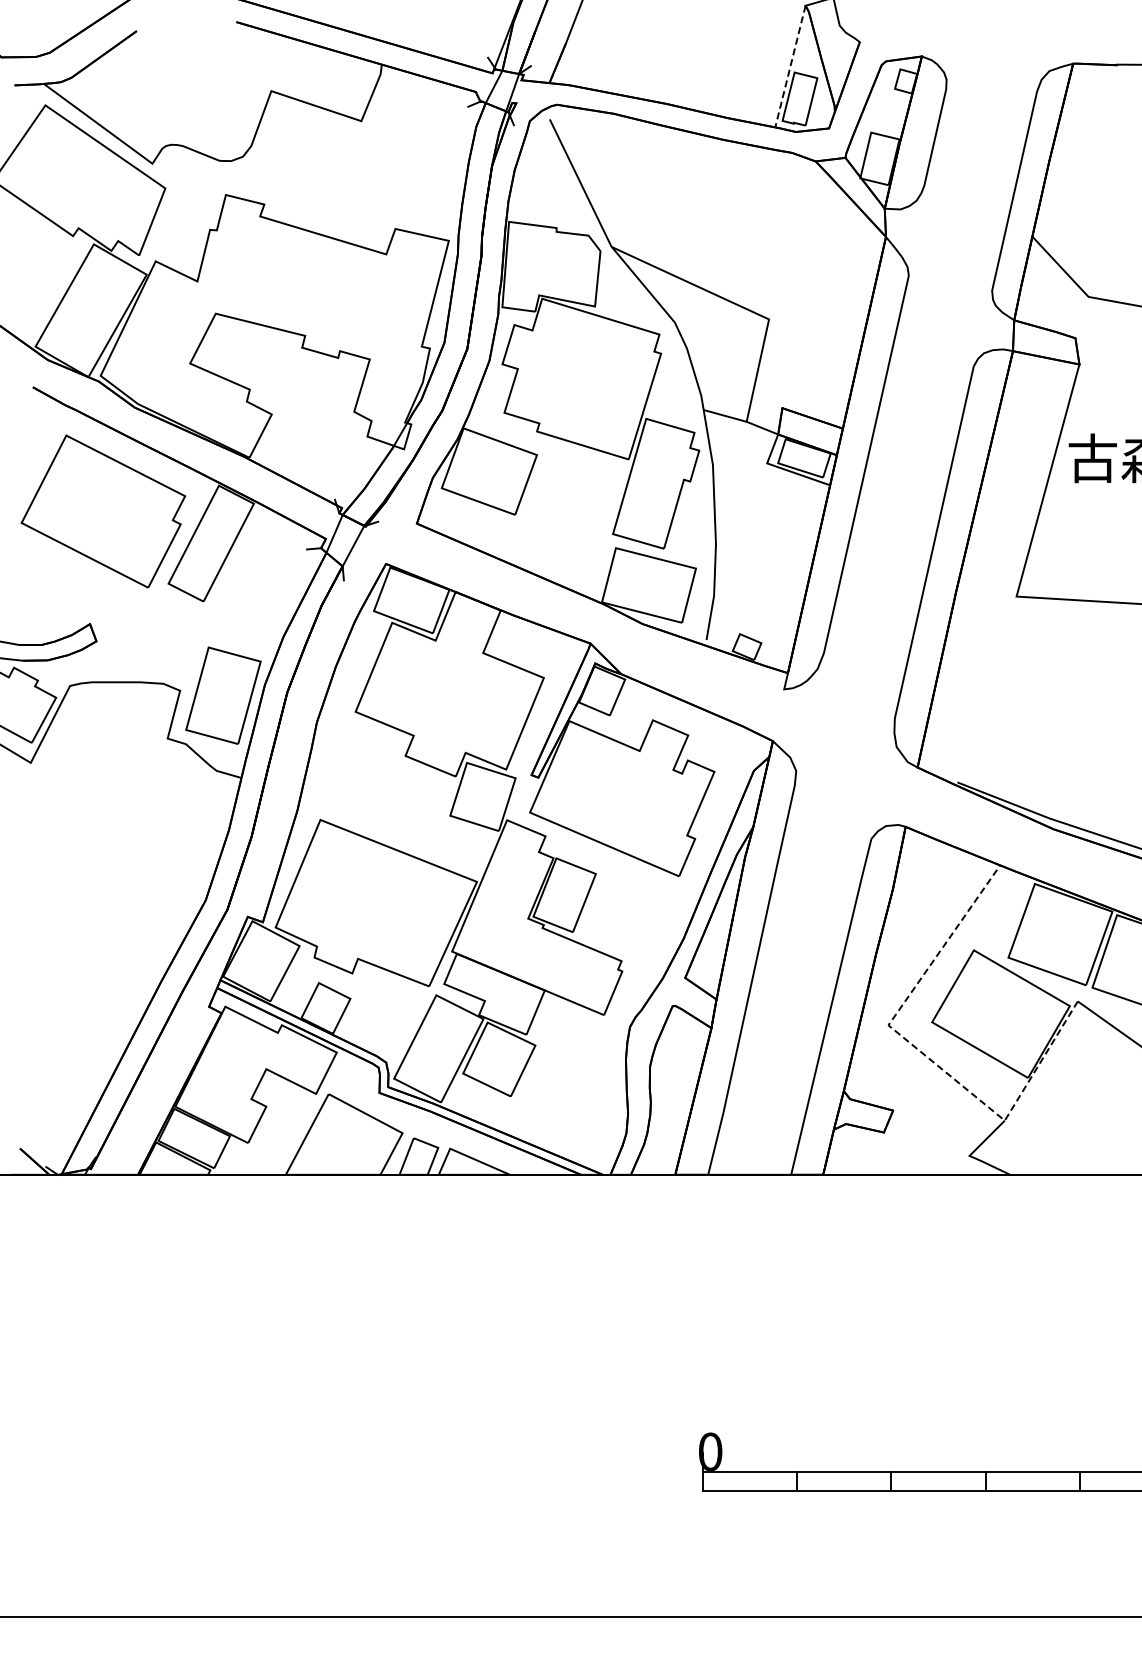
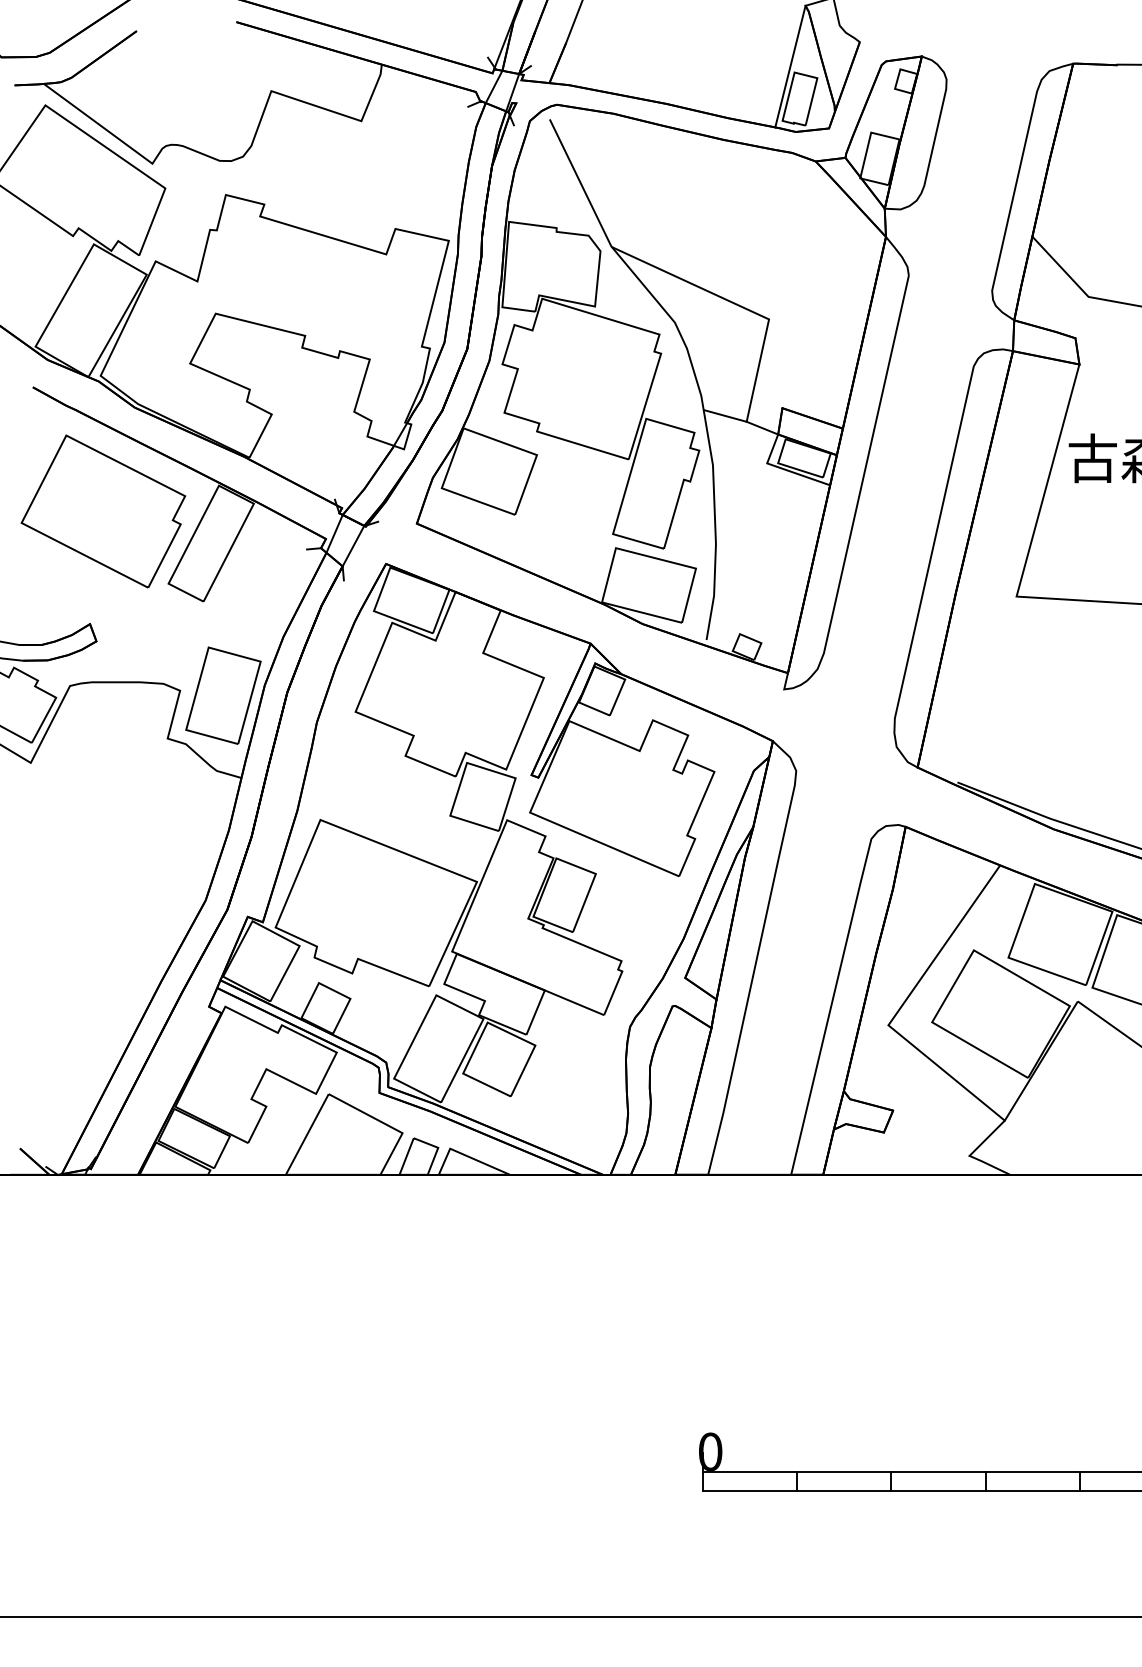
line: dashed -> solid (790, 66)
line: dashed -> solid (924, 1054)
